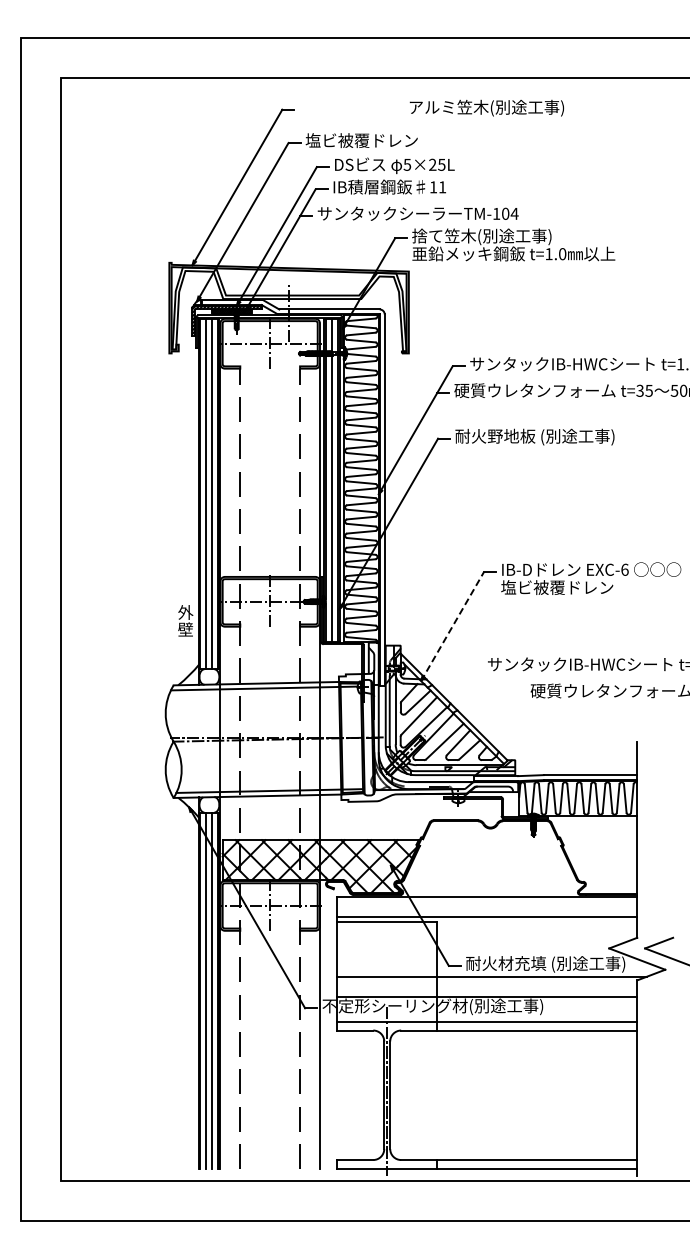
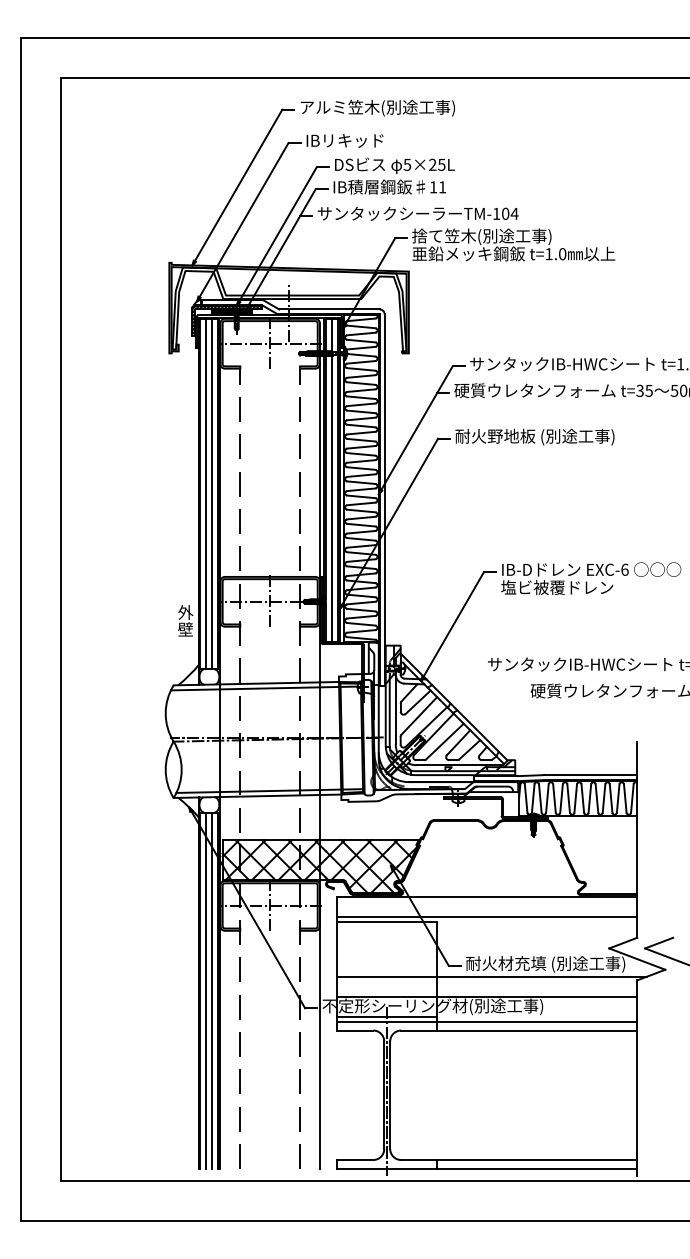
text position: (486, 107) -> (377, 107) (377, 107)
text: 塩ビ被覆ドレン -> IBリキッド (361, 140)
line: dashed -> solid (452, 626)
line: none -> present (387, 1016)
